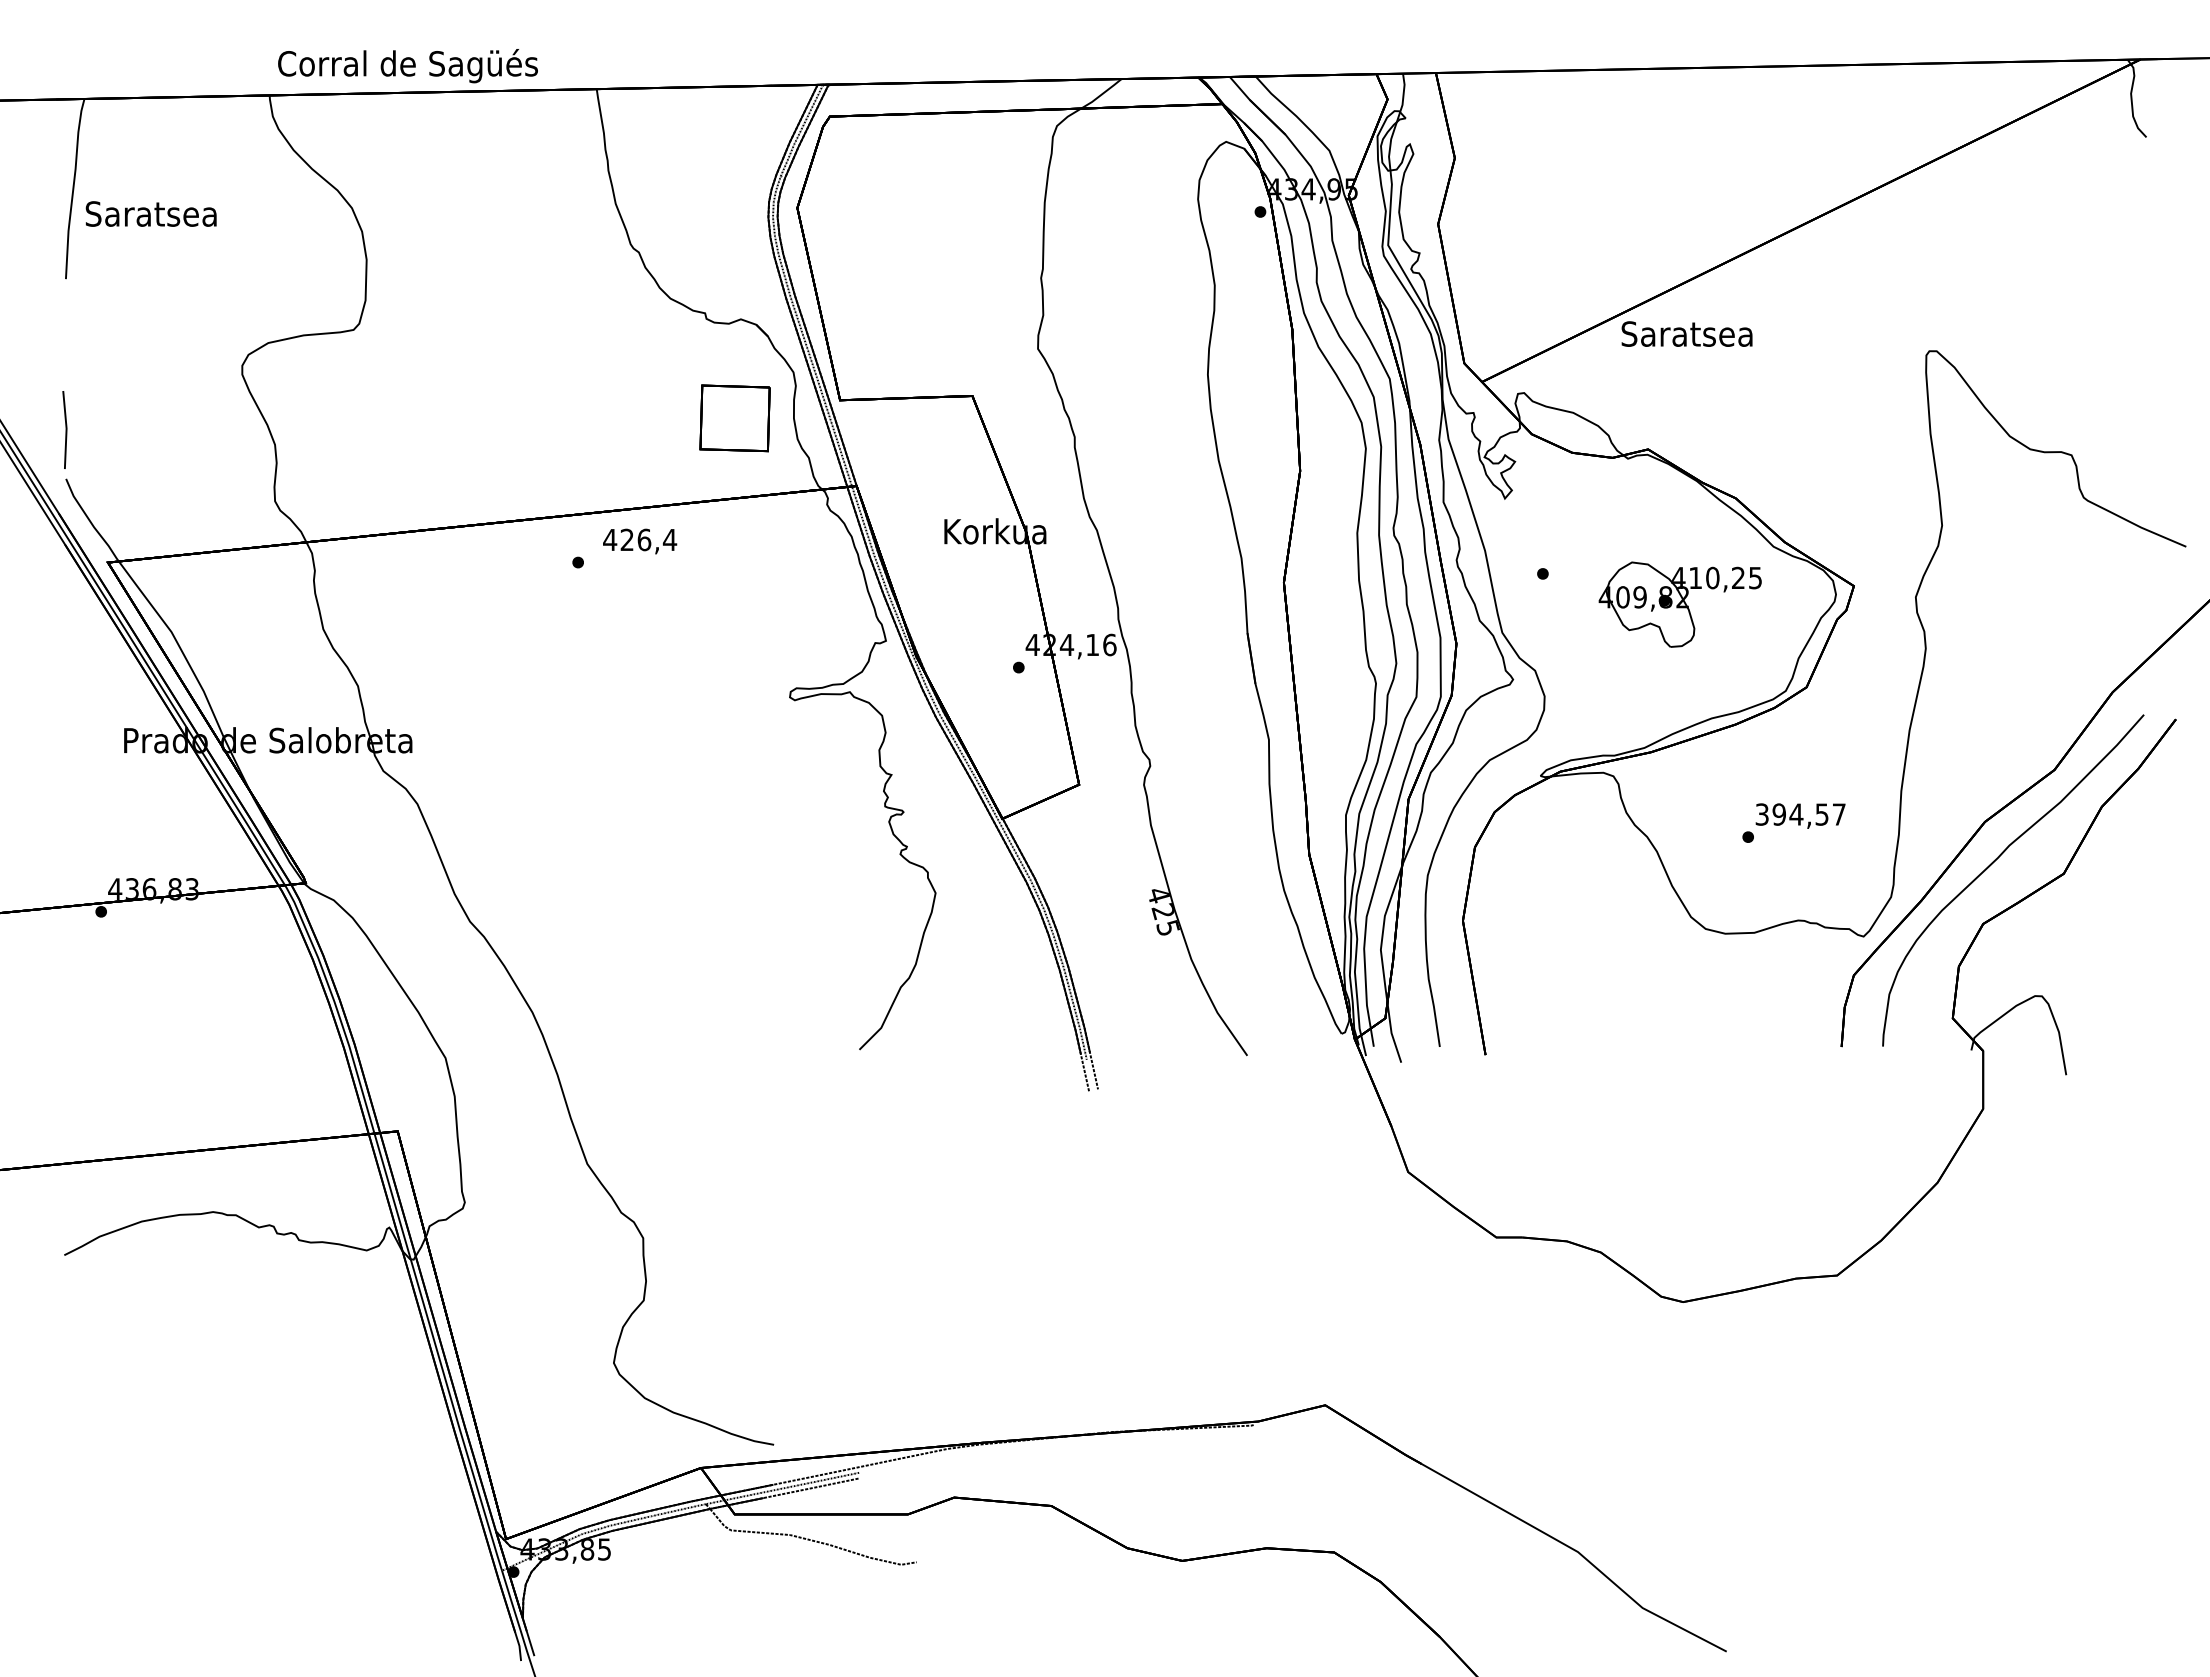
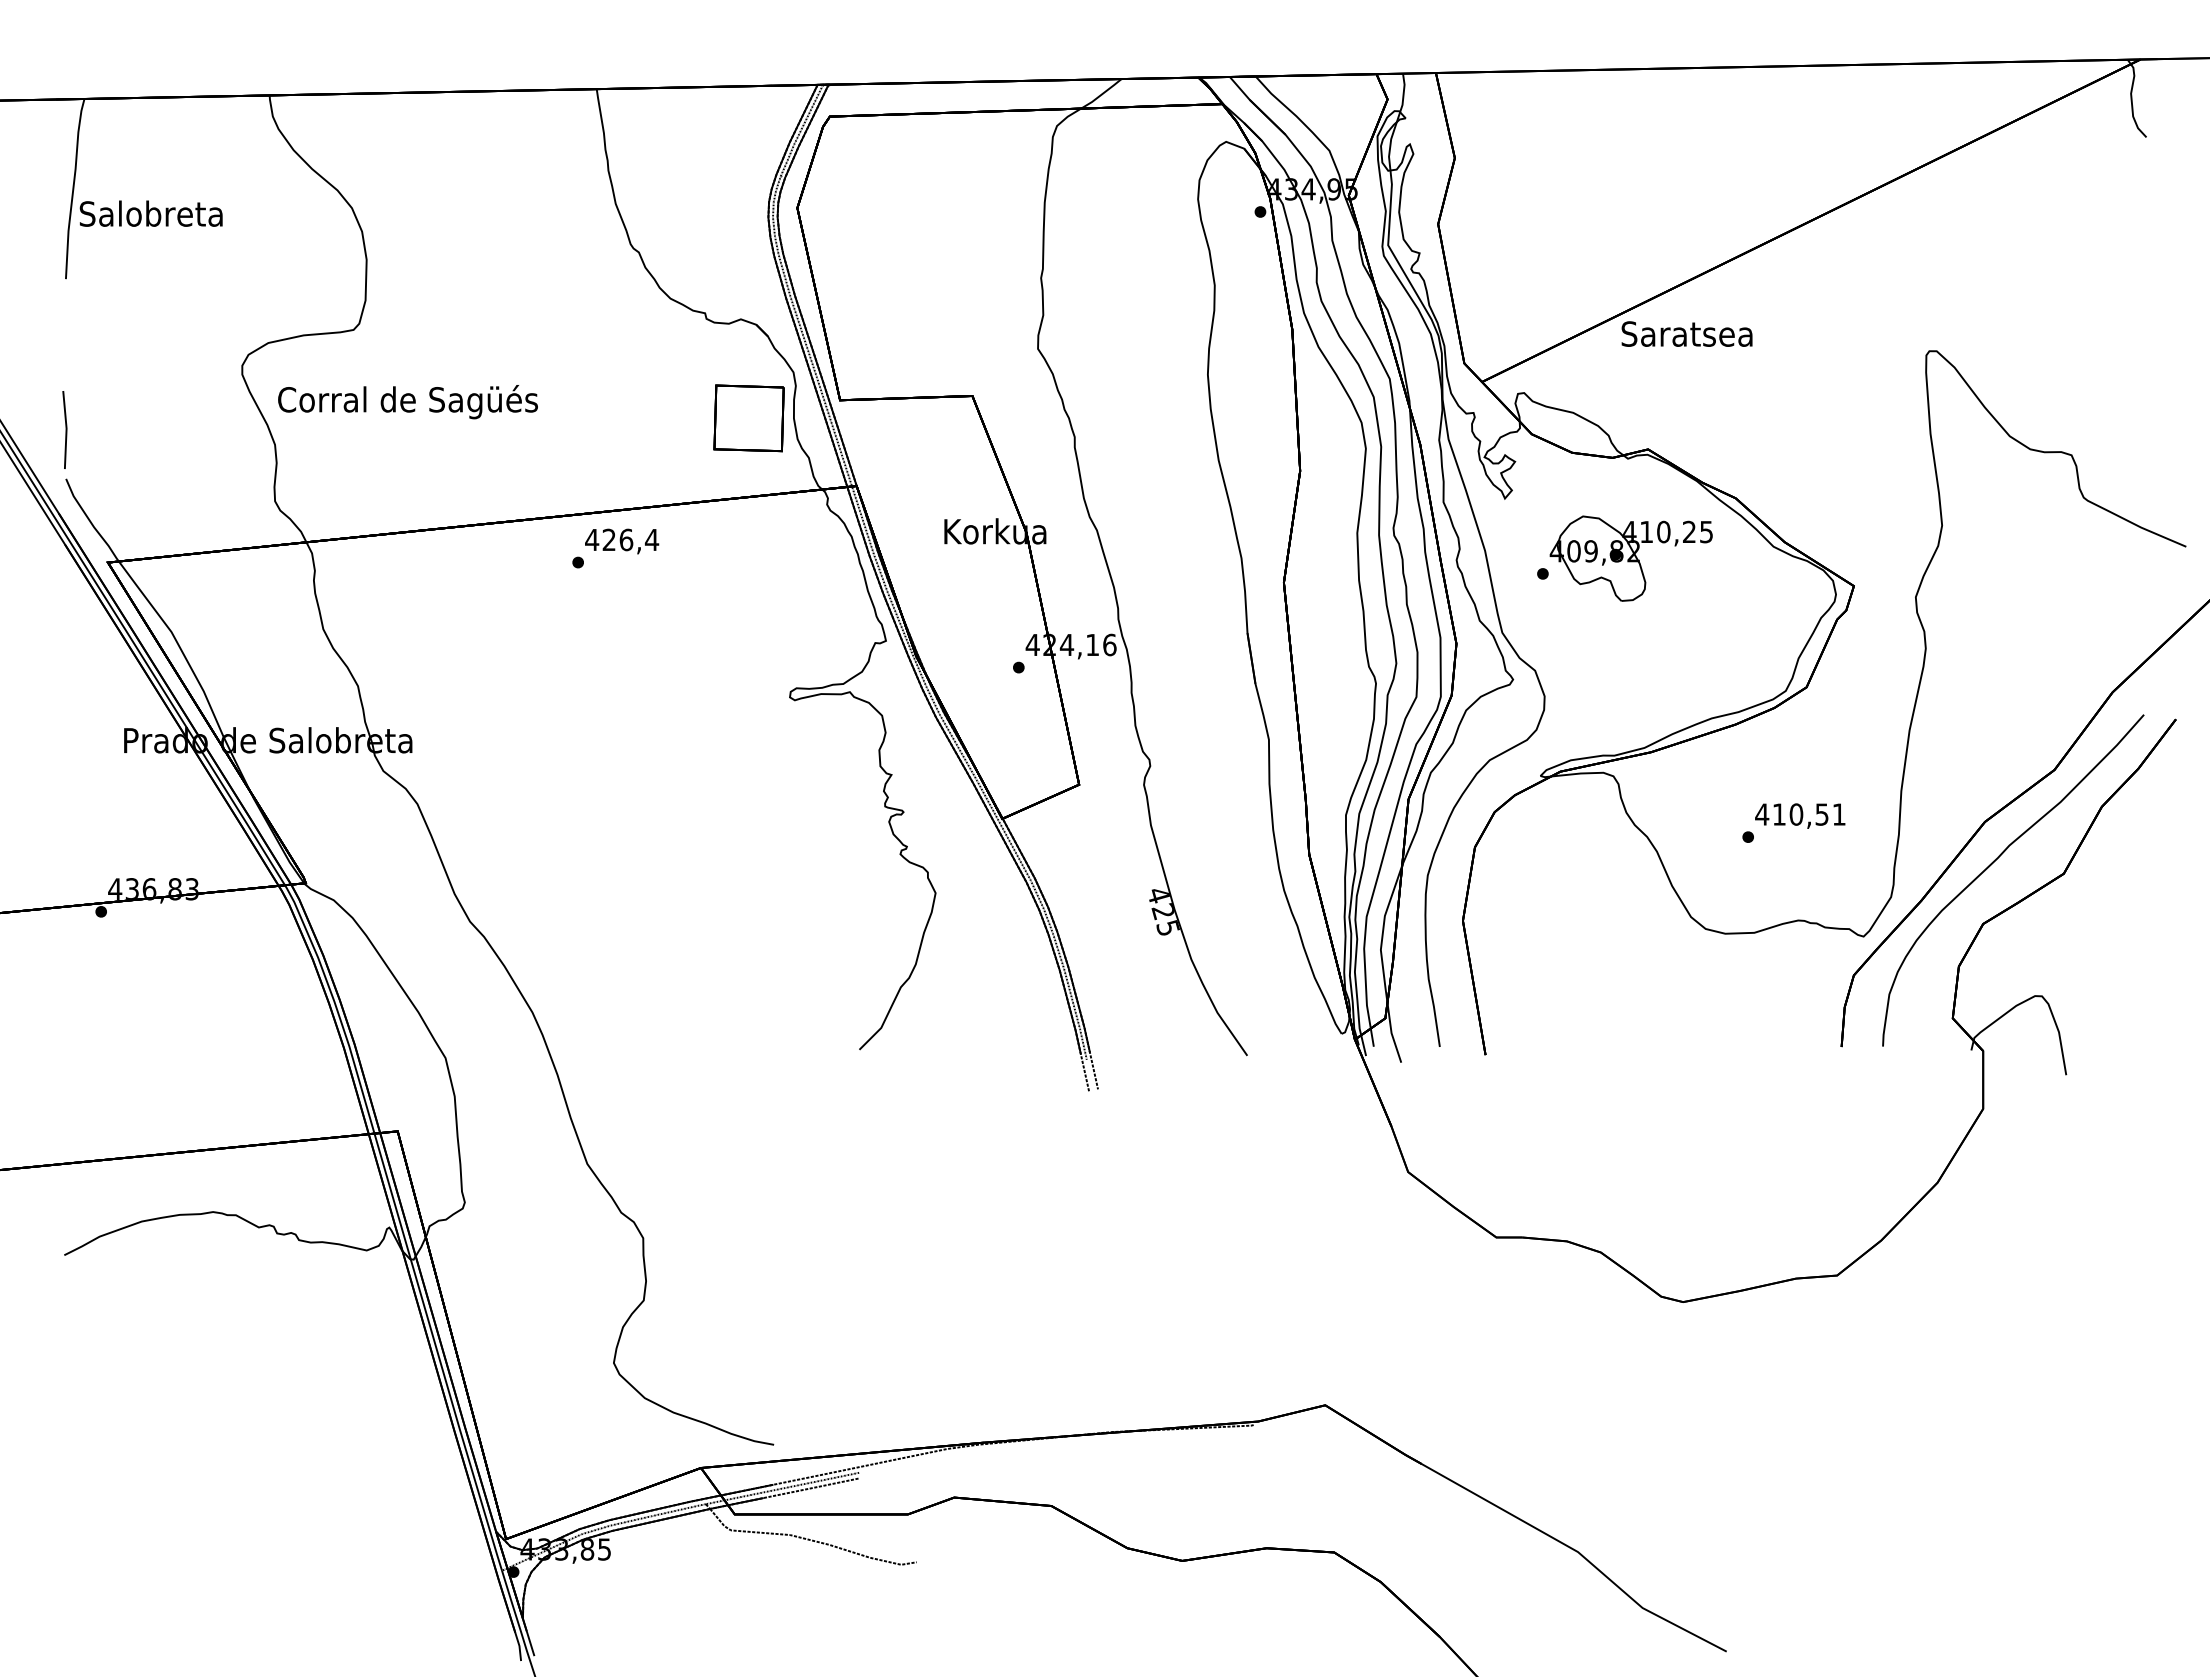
text position: (407, 66) -> (407, 402) (407, 402)
text: Saratsea -> Salobreta (150, 213)
part position: (734, 418) -> (748, 418) (748, 418)
text position: (640, 541) -> (622, 541) (622, 541)
part position: (1679, 604) -> (1630, 558) (1630, 558)
text: 394,57 -> 410,51 (1800, 814)
